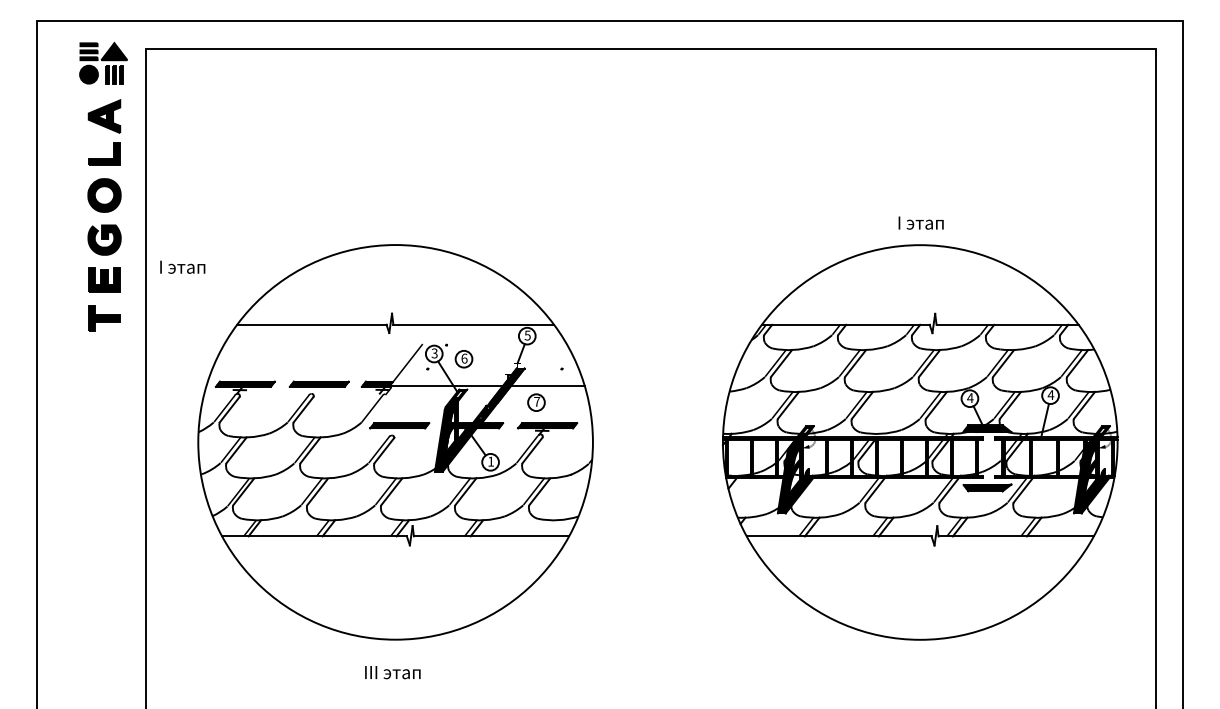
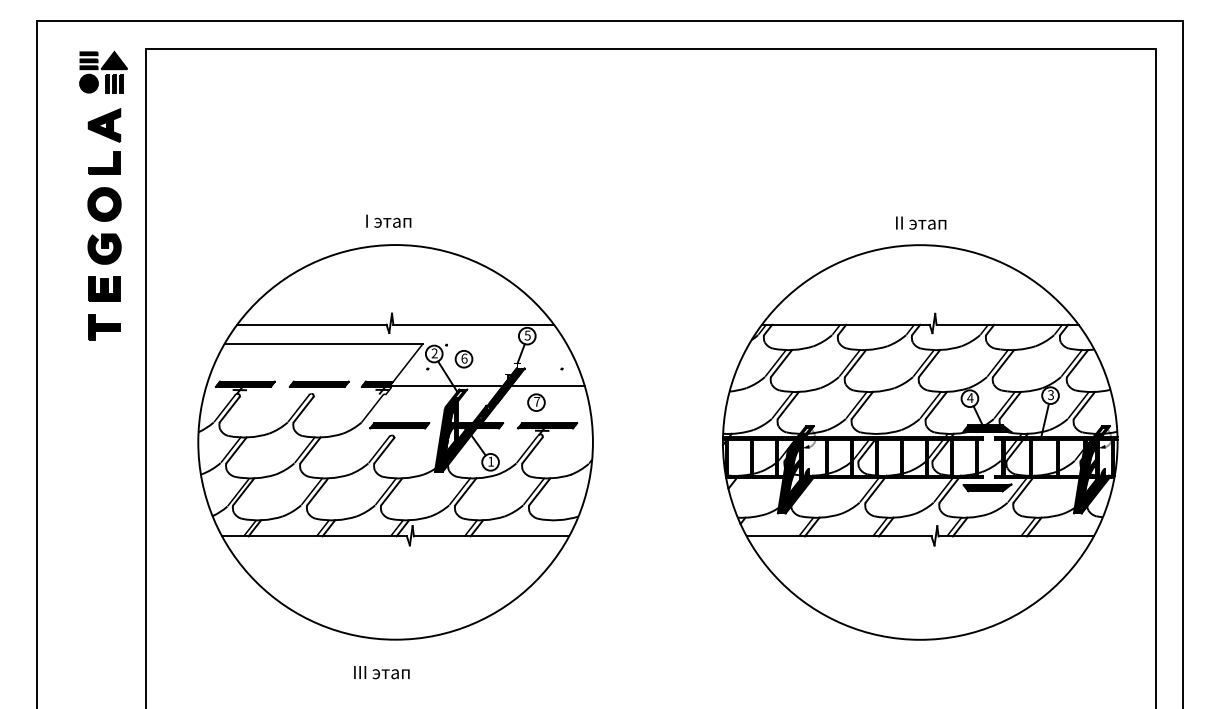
part position: (103, 186) -> (103, 195) (103, 195)
text: I этап -> II этап (921, 222)
text position: (182, 266) -> (388, 220) (388, 220)
line: none -> present (323, 344)
text: 3 -> 2 (434, 353)
text: 4 -> 3 (1050, 395)
text position: (392, 672) -> (381, 672) (381, 672)
